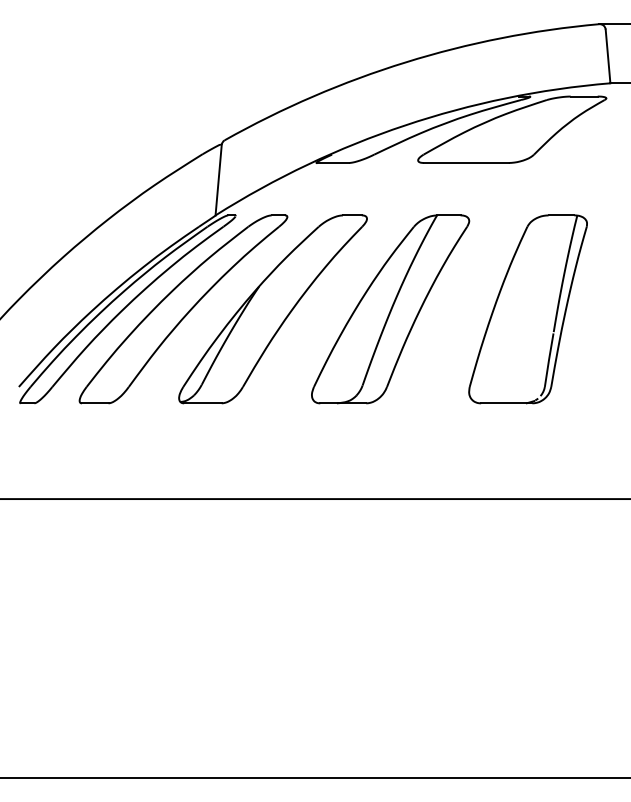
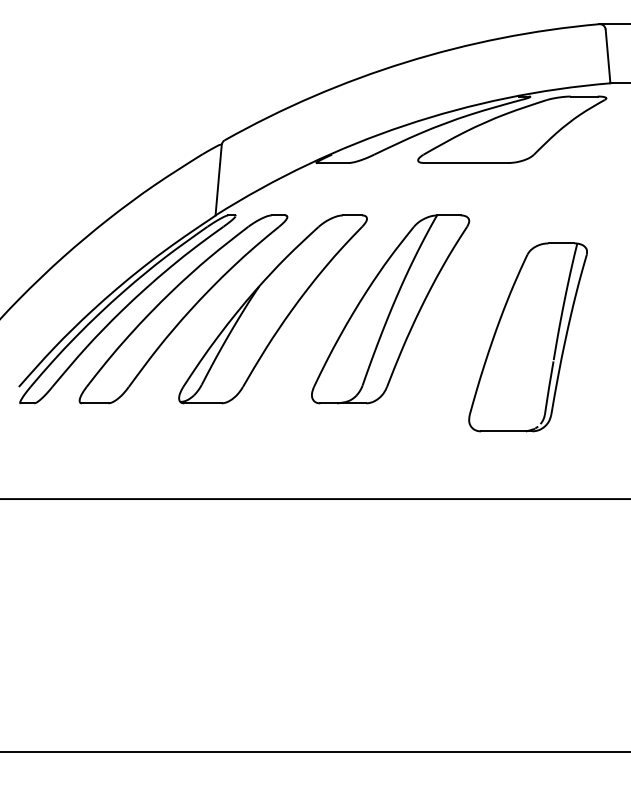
part position: (527, 309) -> (527, 337) (527, 337)
line position: (314, 777) -> (314, 751) (314, 751)
